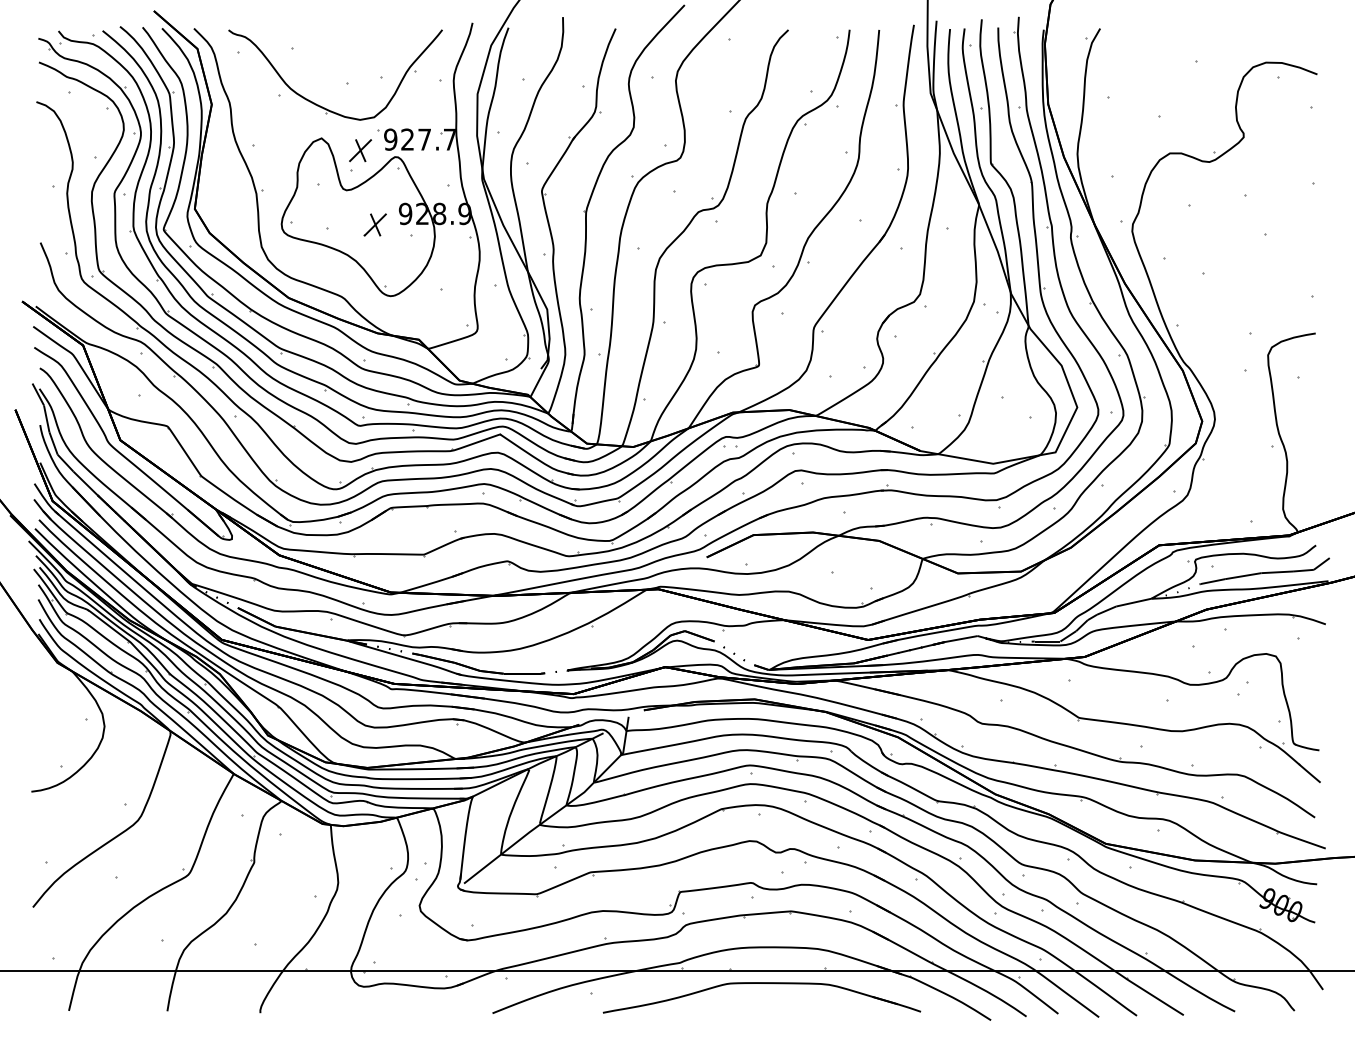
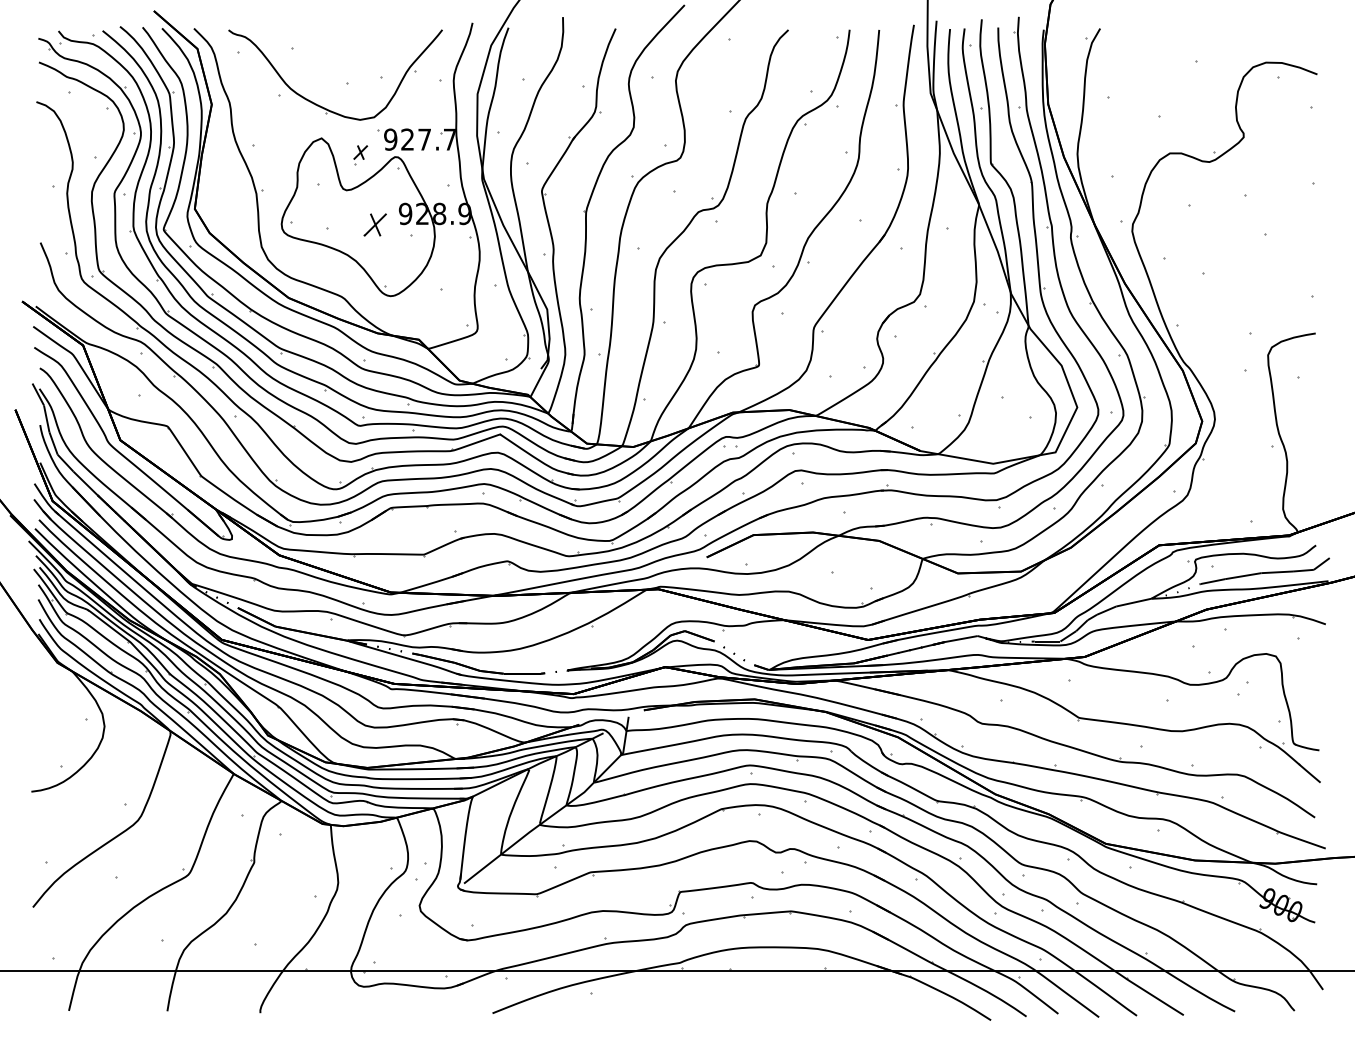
part size: 24x33 px -> 16x21 px (360, 155)
part: present -> none (761, 983)
